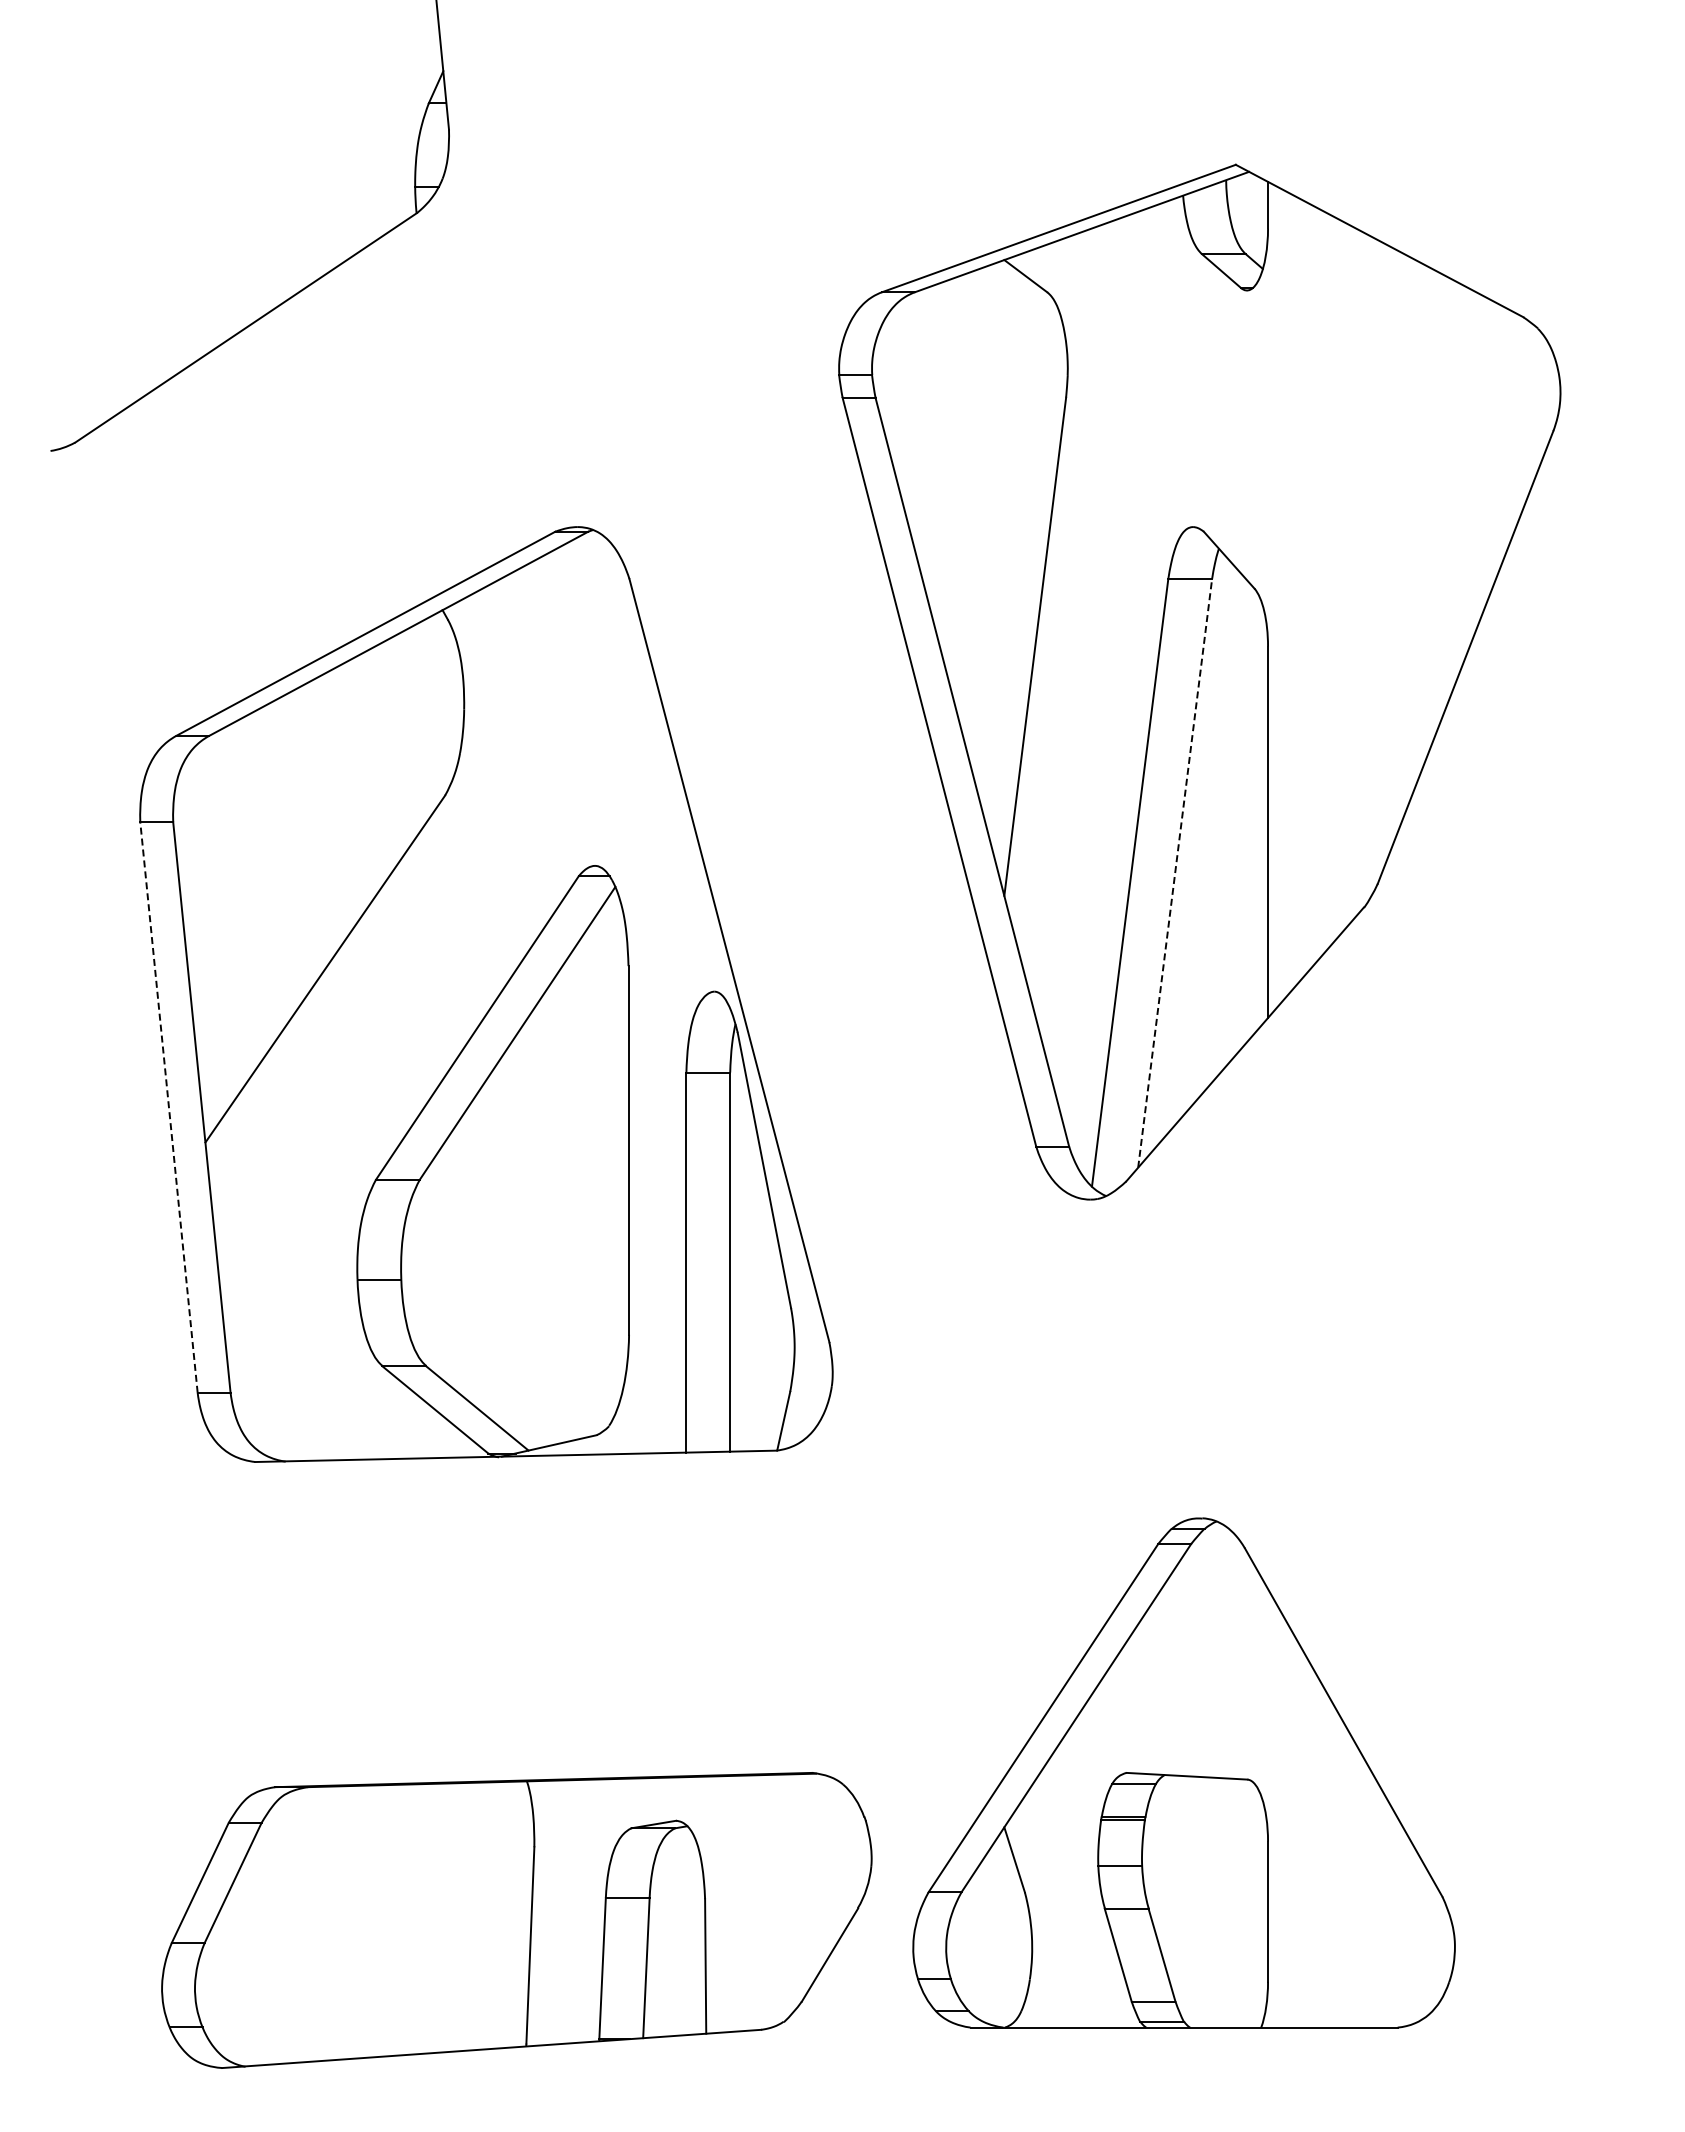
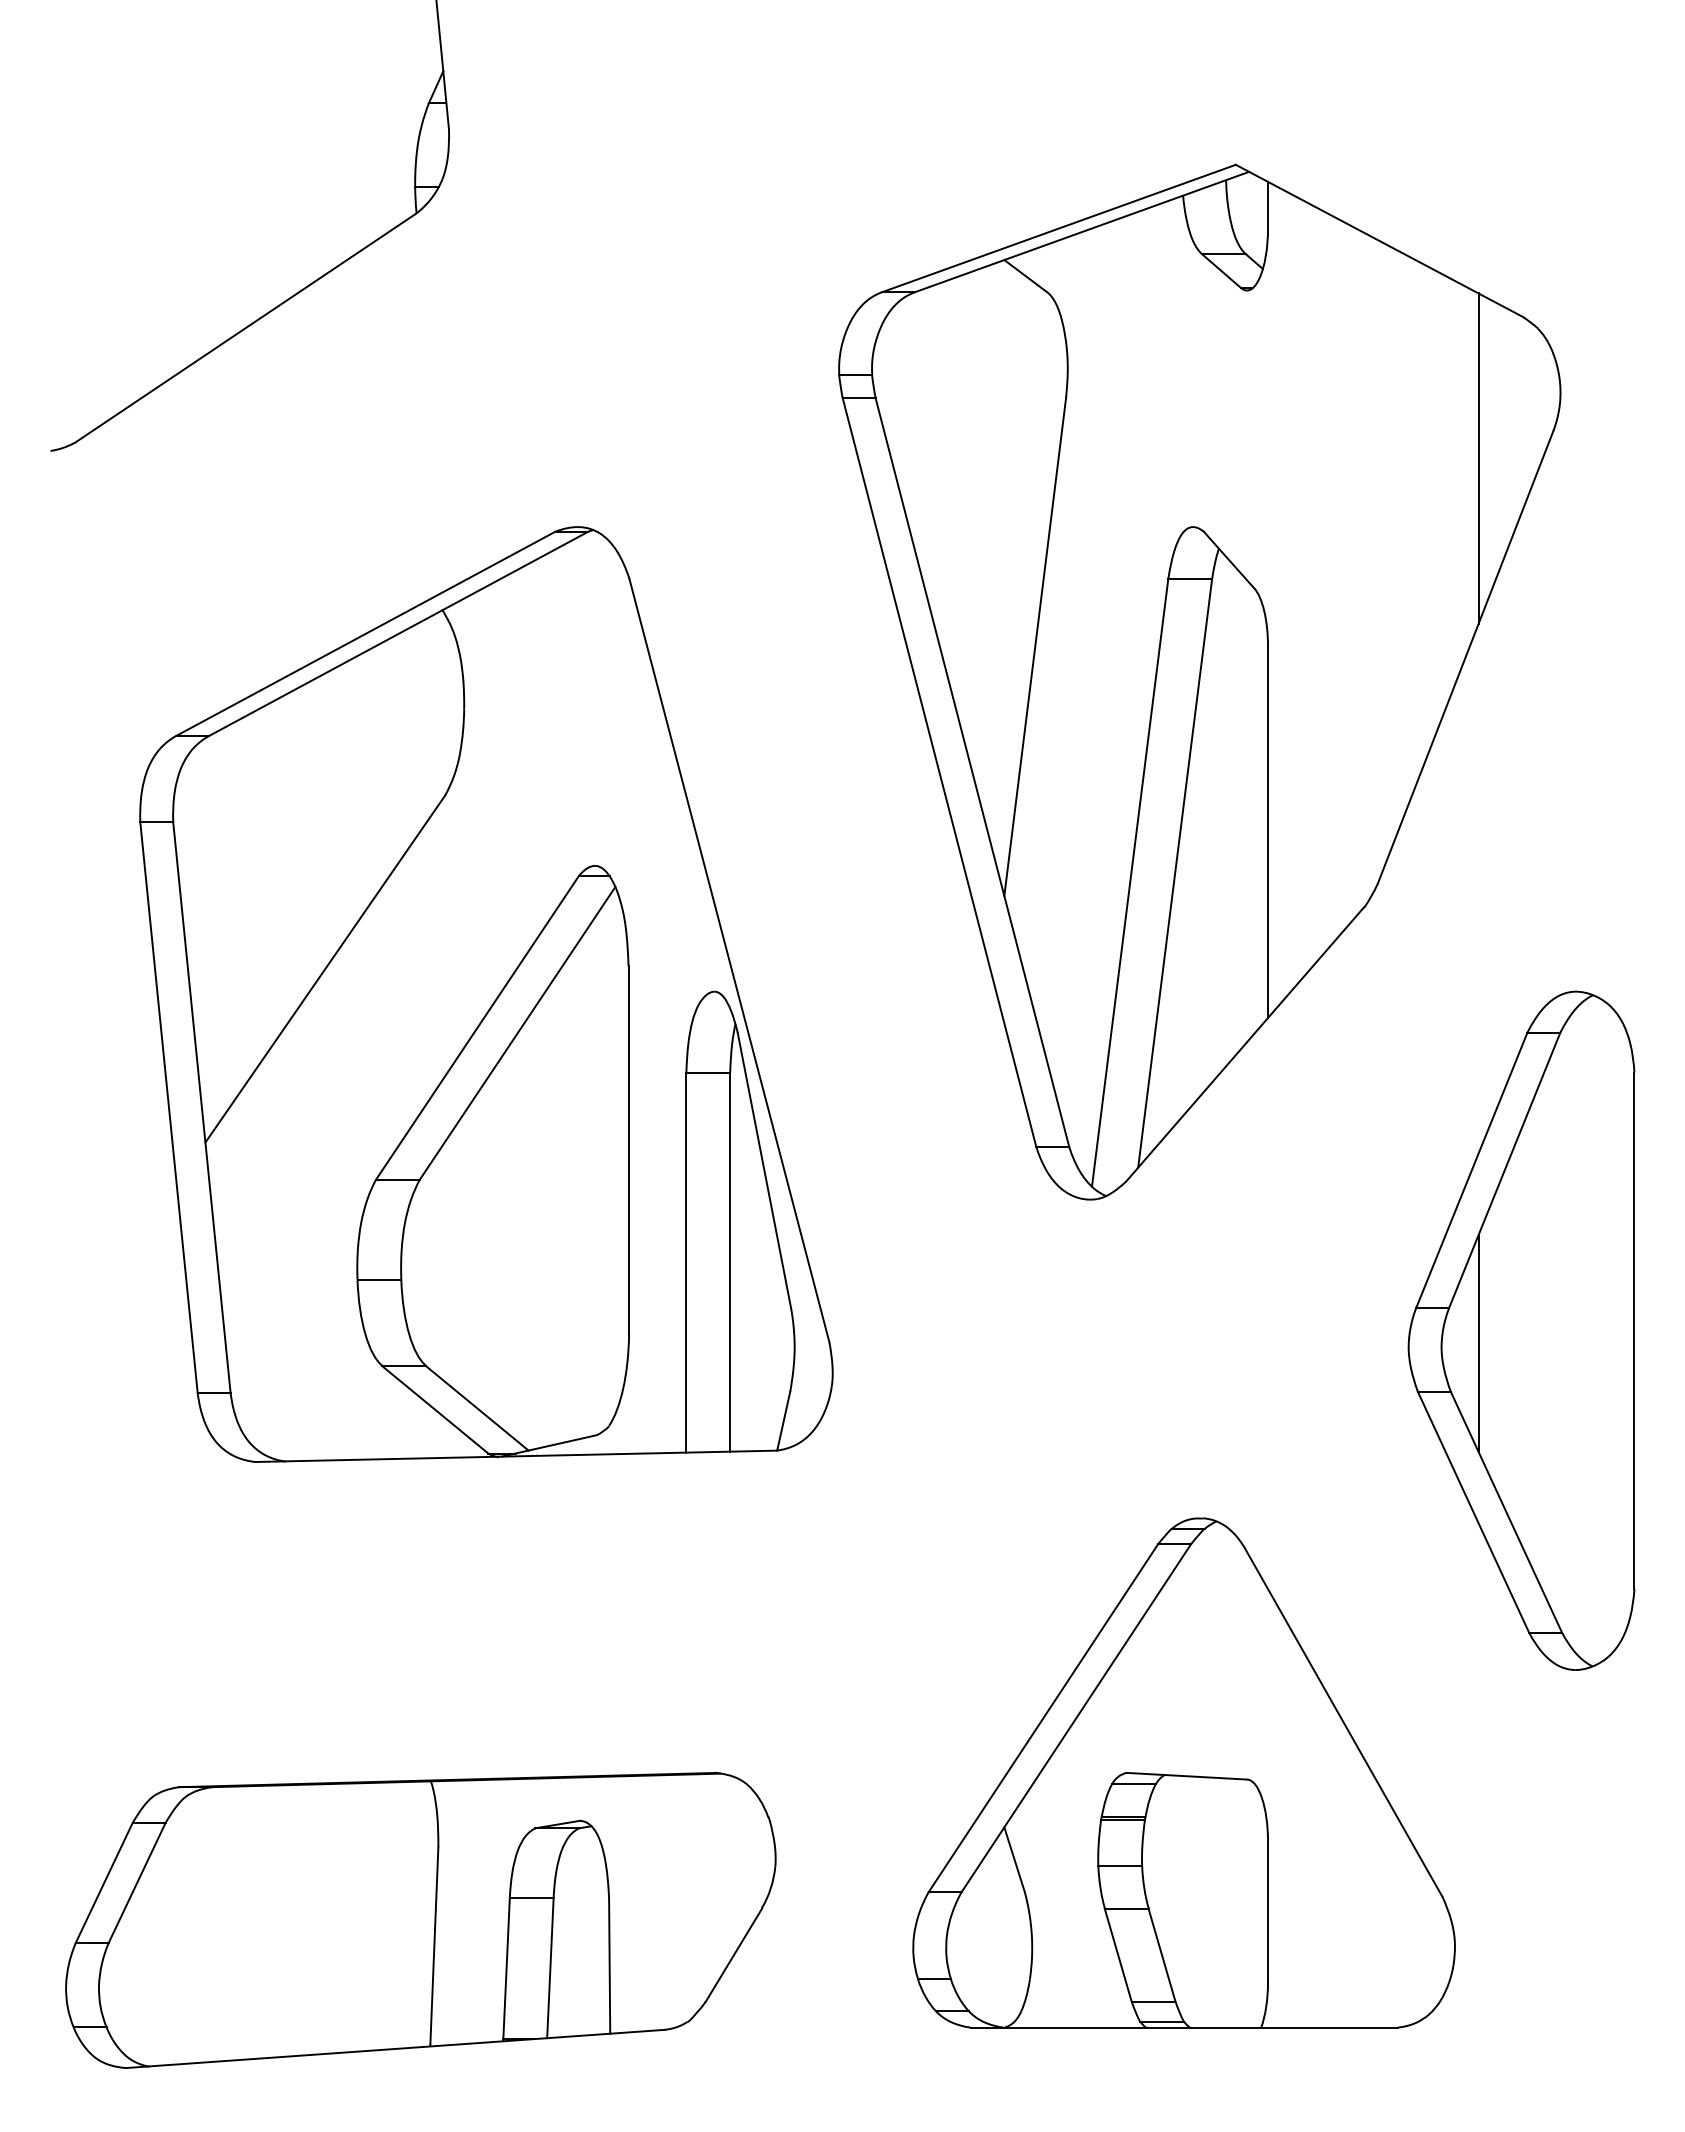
line: none -> present (1478, 458)
line: dashed -> solid (1175, 873)
line: dashed -> solid (168, 1107)
part: none -> present (1521, 1330)
part position: (516, 1920) -> (420, 1920) (420, 1920)
